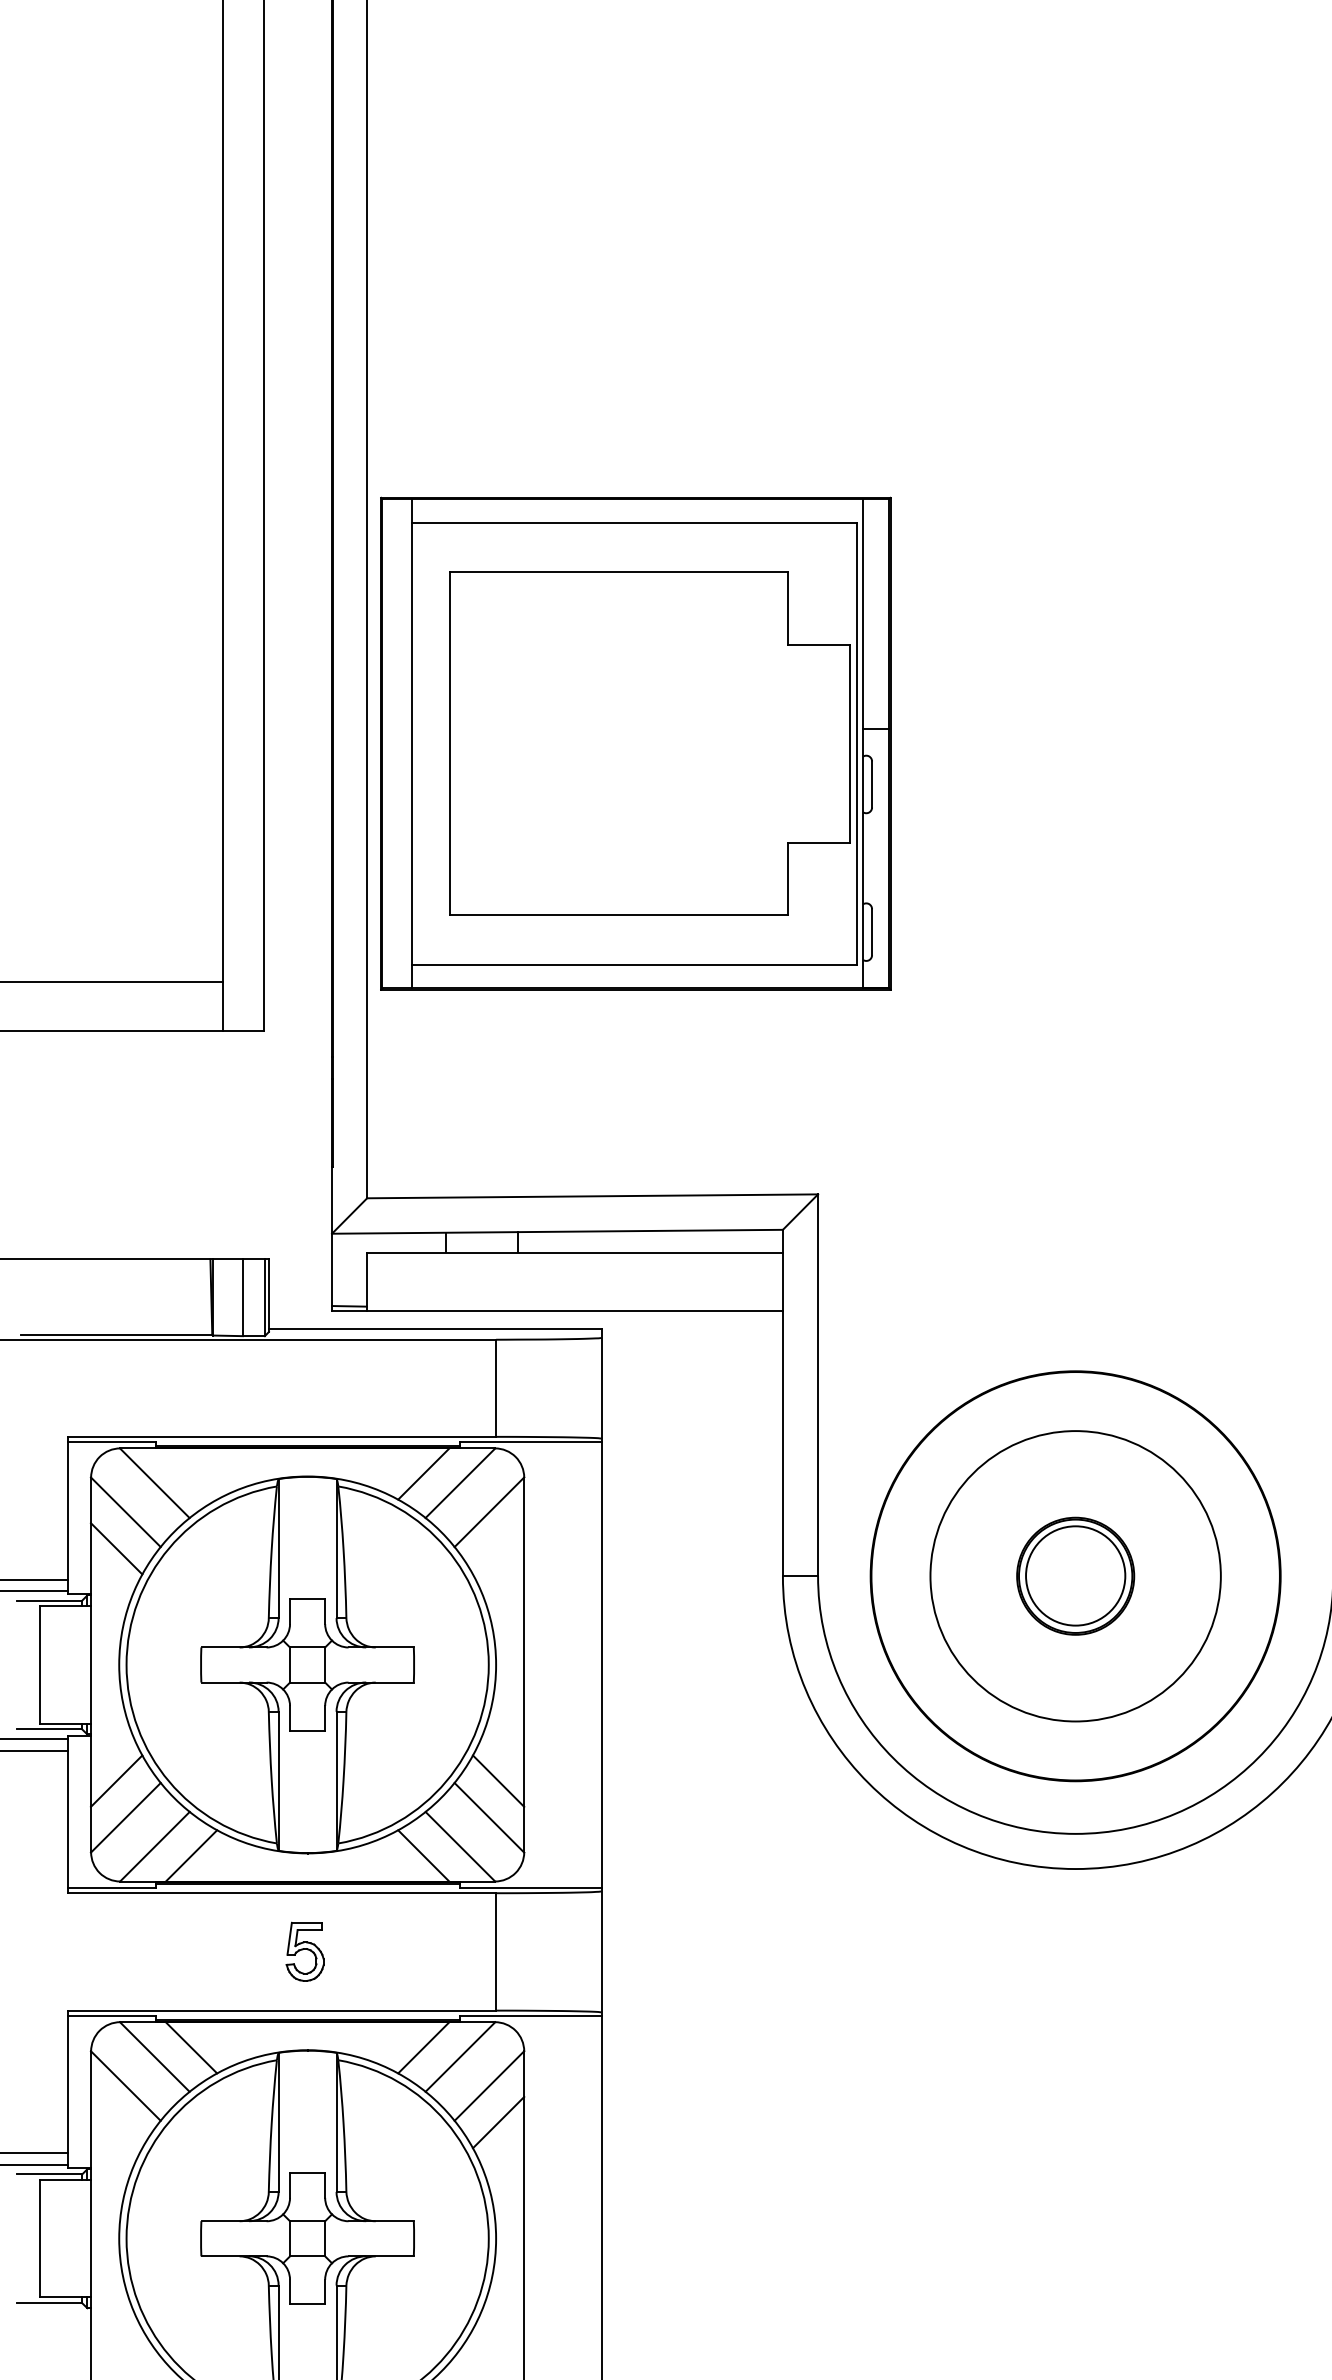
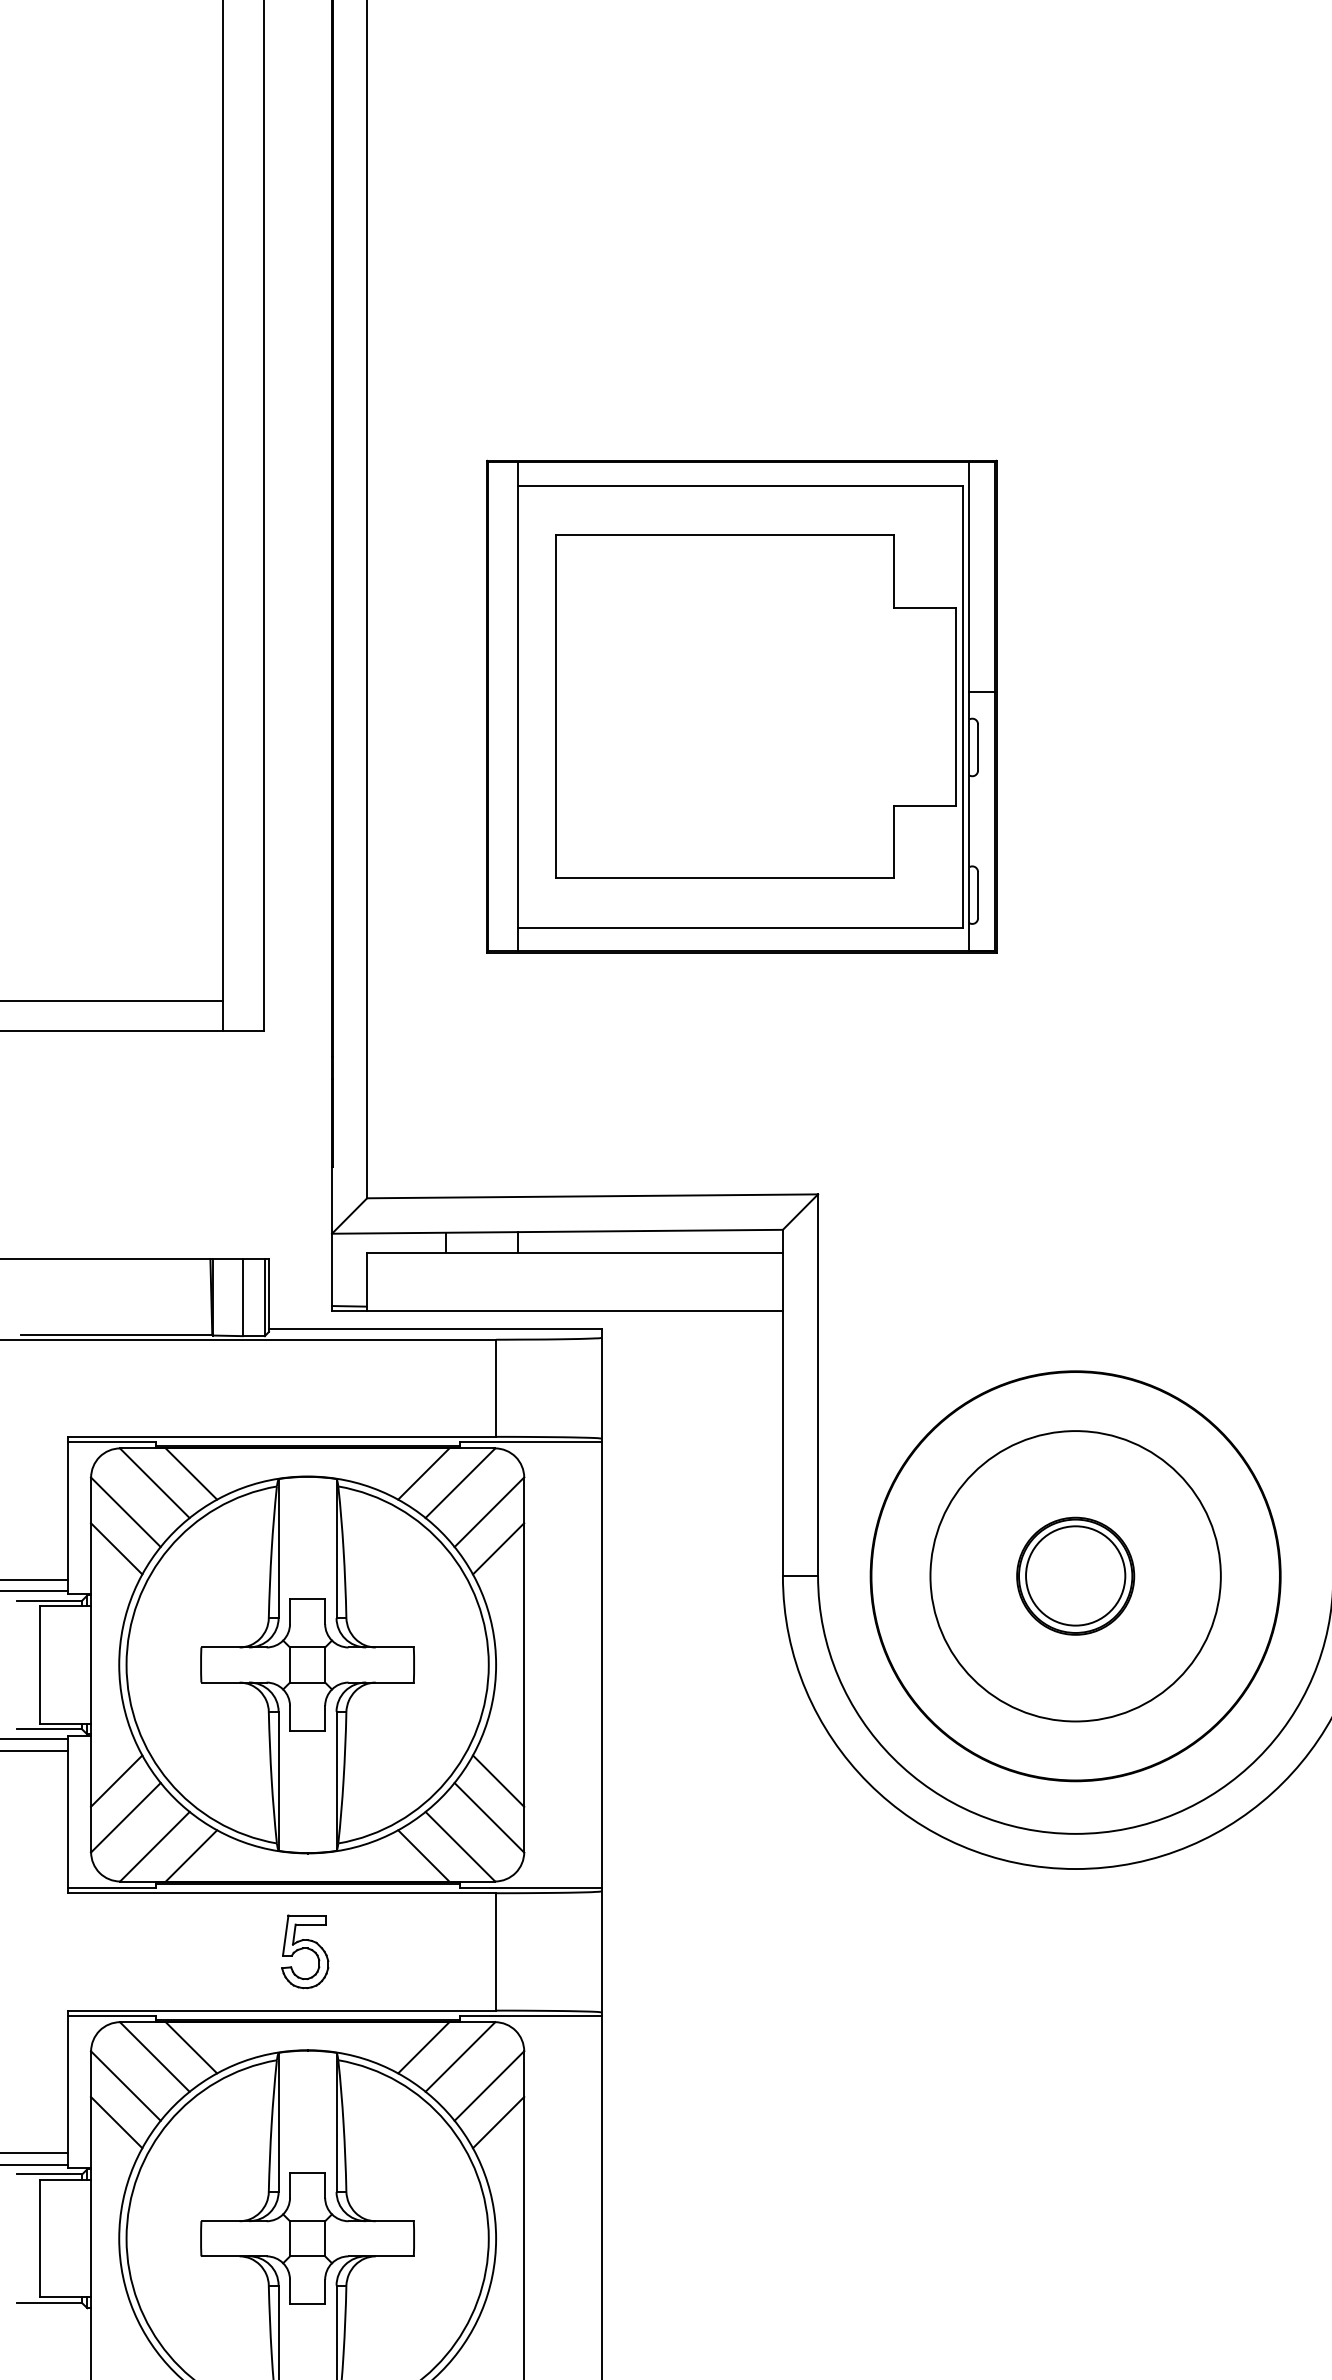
part position: (635, 743) -> (741, 706) (741, 706)
line position: (112, 982) -> (112, 1001) (112, 1001)
line: none -> present (191, 1473)
line: none -> present (498, 1548)
part size: 40x61 px -> 49x76 px (305, 1951)
line: none -> present (116, 2122)
